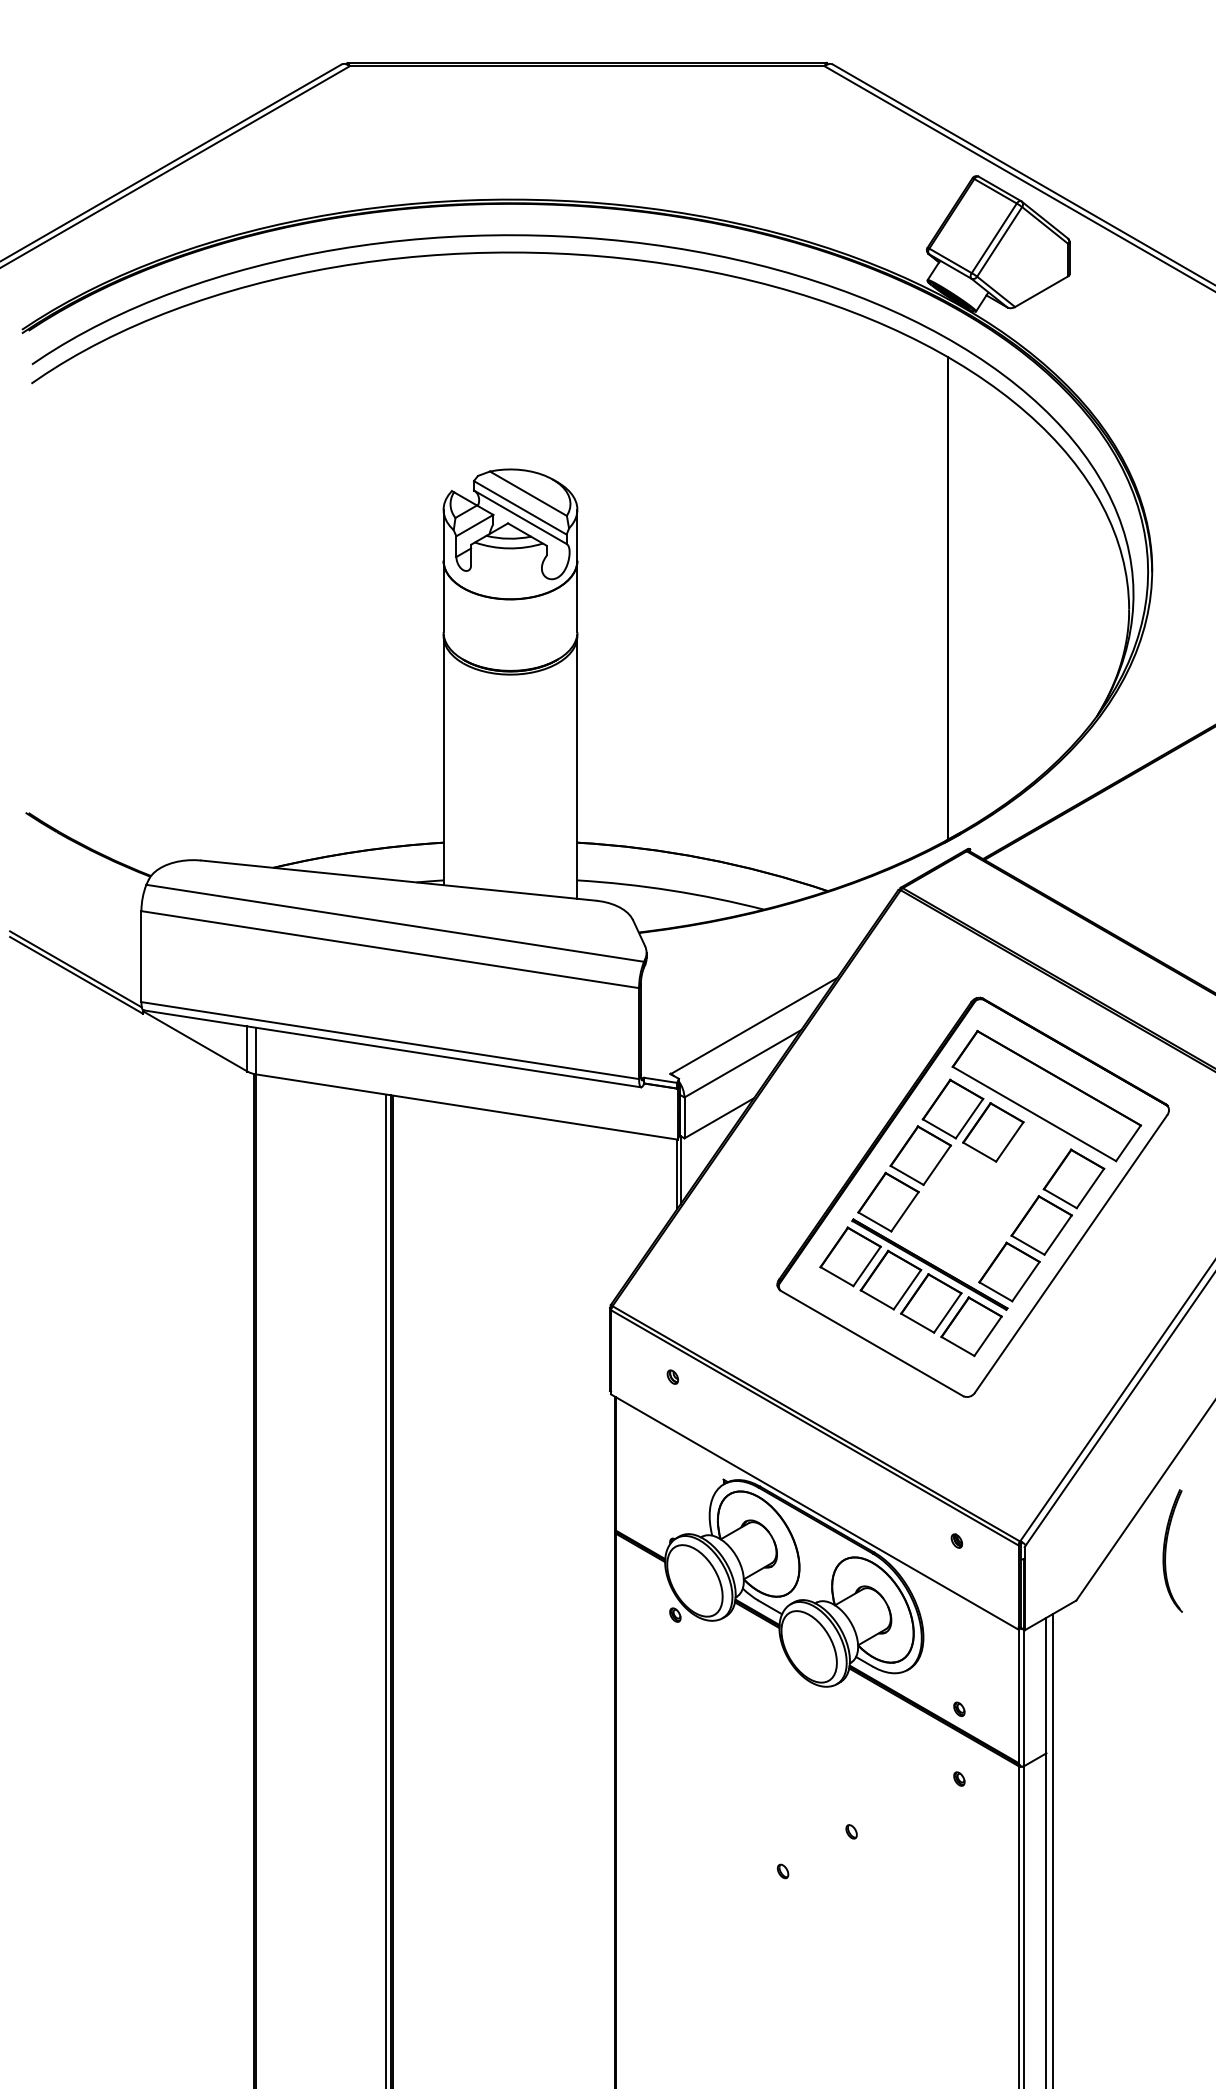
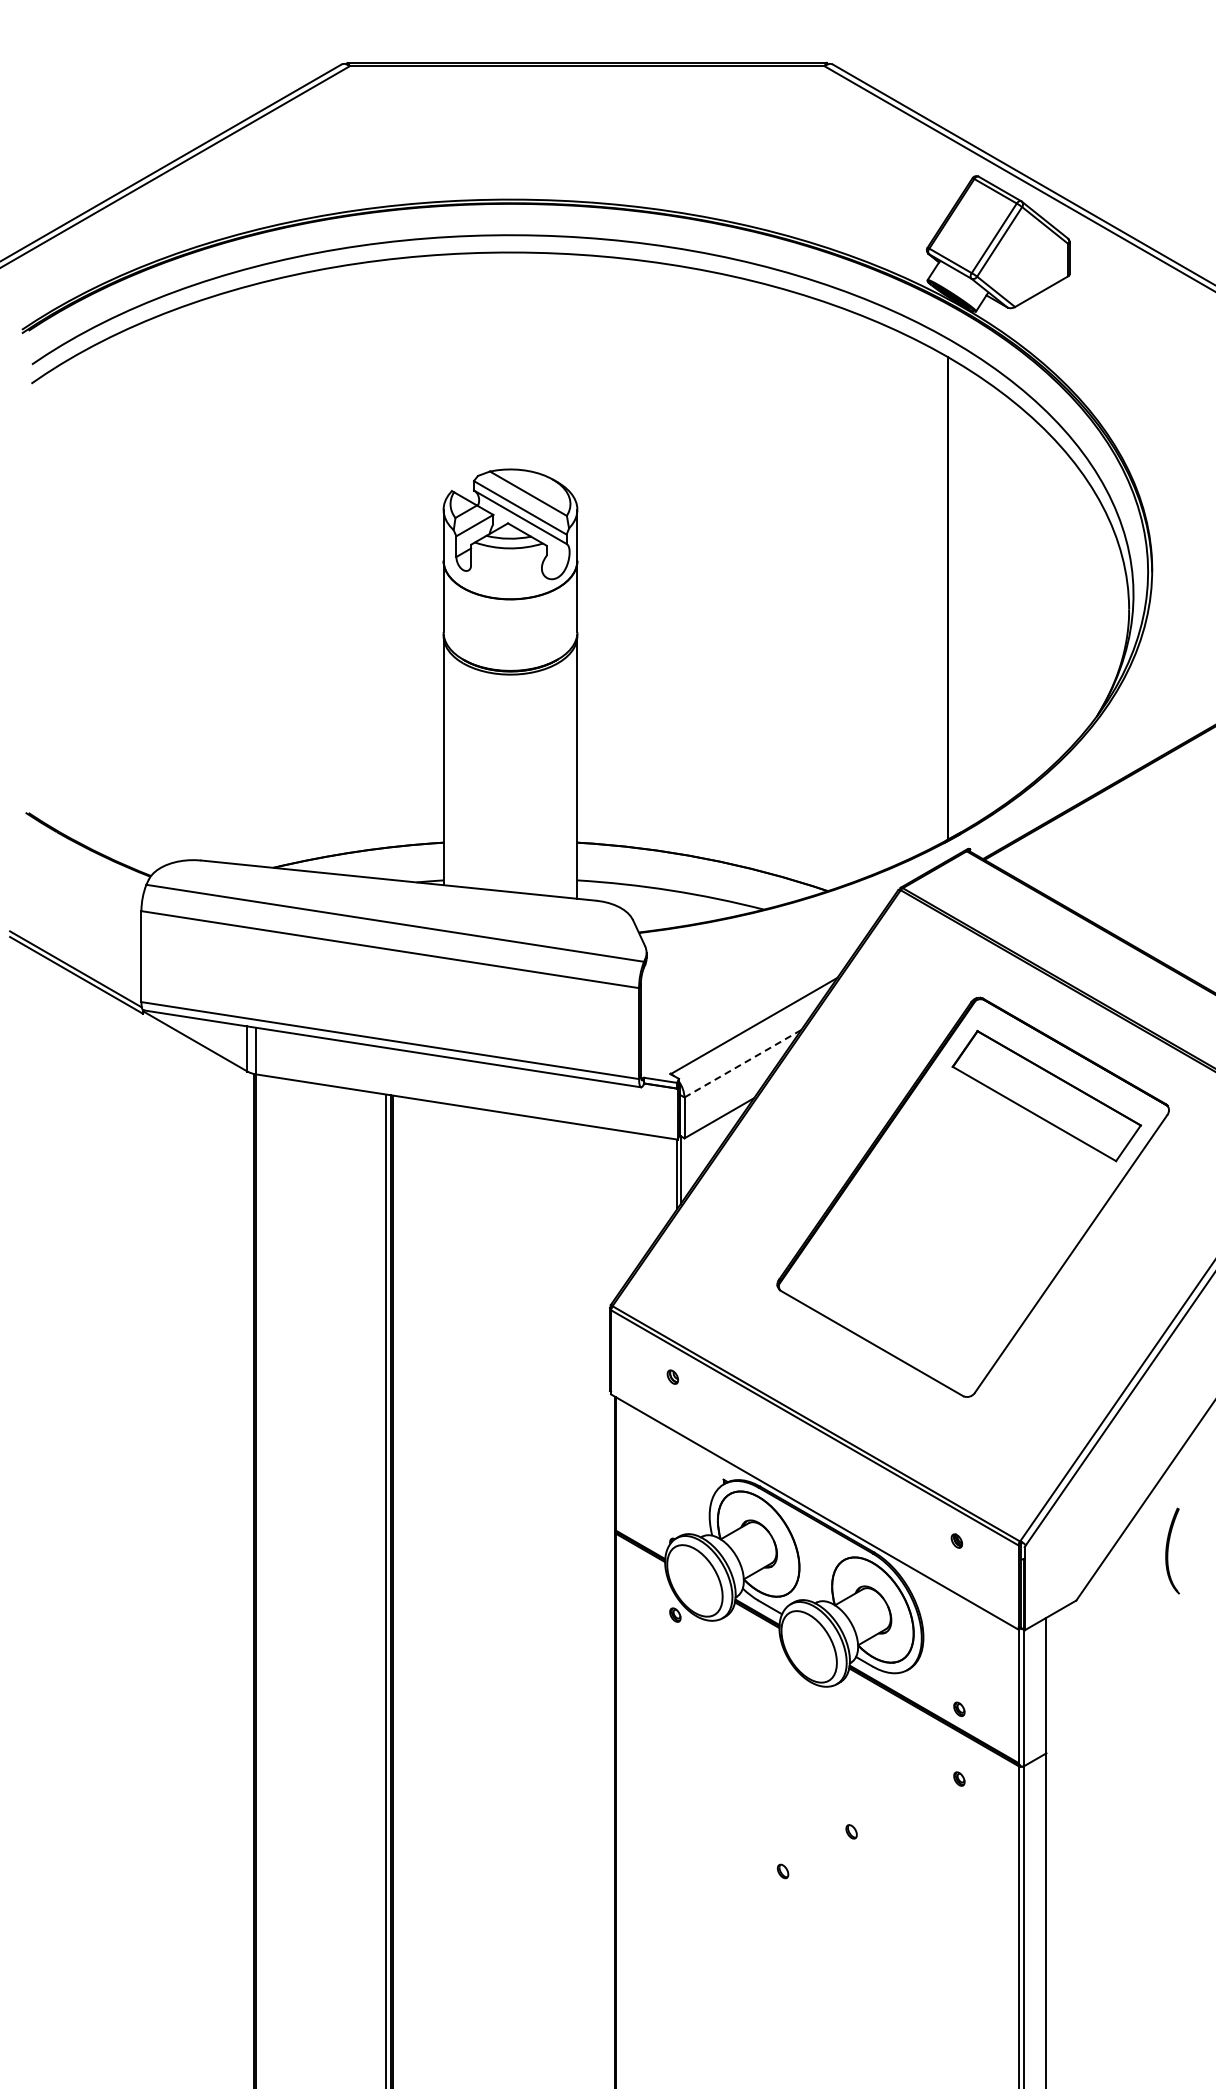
line: solid -> dashed (743, 1063)
part: present -> none (918, 1194)
part size: 21x124 px -> 15x88 px (1172, 1550)
line: present -> none (1052, 1849)
